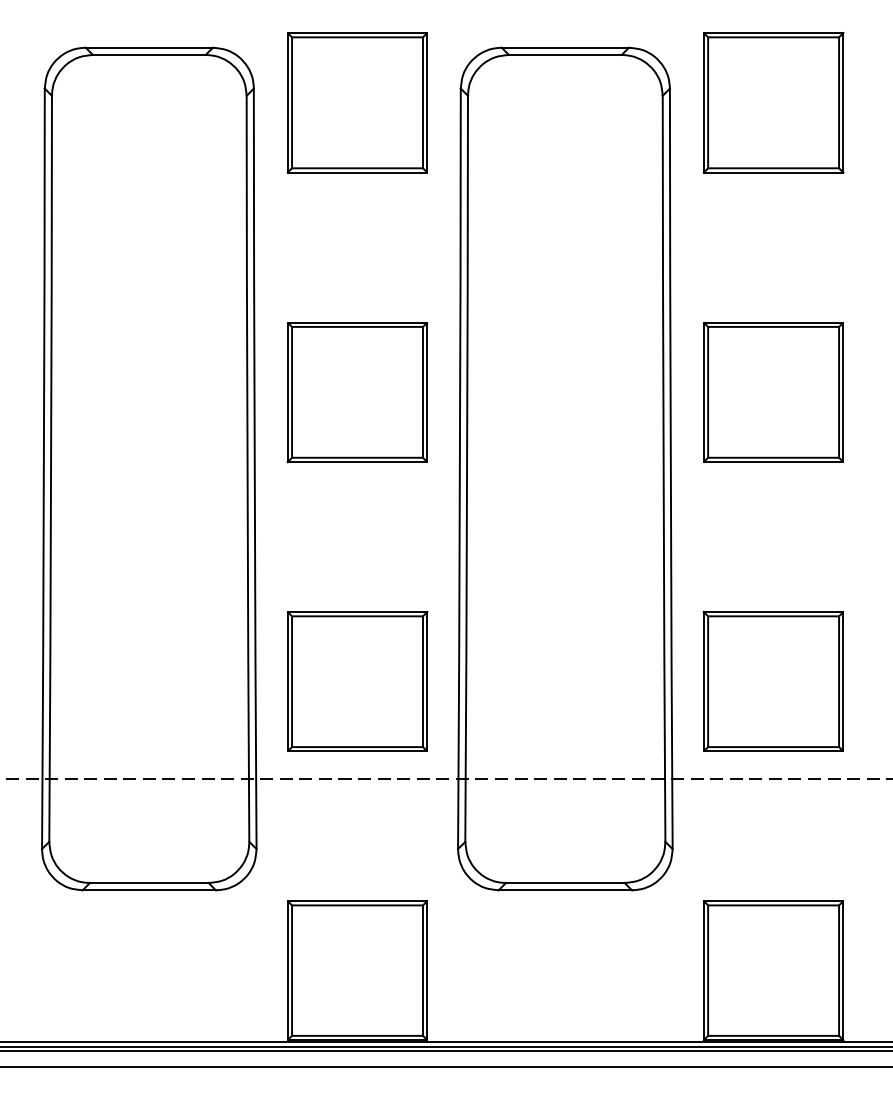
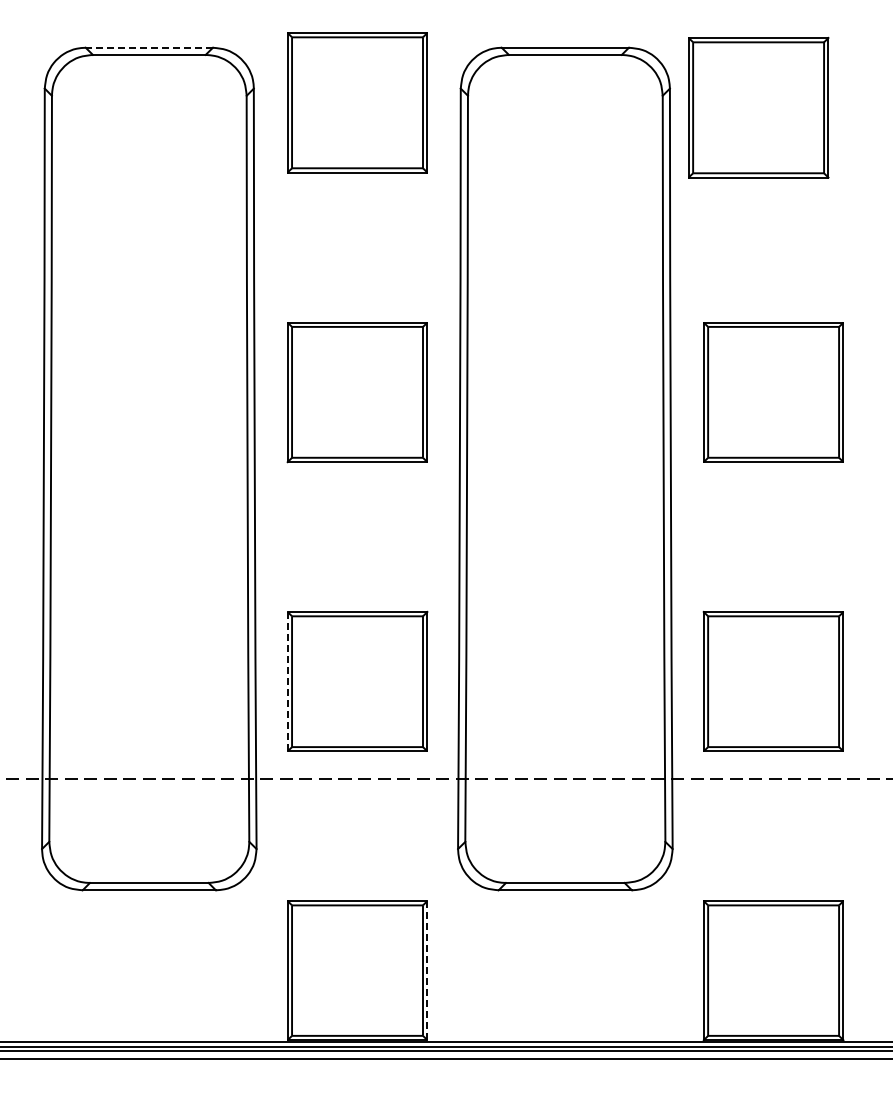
line: solid -> dashed (149, 47)
part position: (773, 102) -> (758, 107) (758, 107)
line: solid -> dashed (287, 681)
line: solid -> dashed (427, 970)
line position: (445, 1066) -> (445, 1058) (445, 1058)
